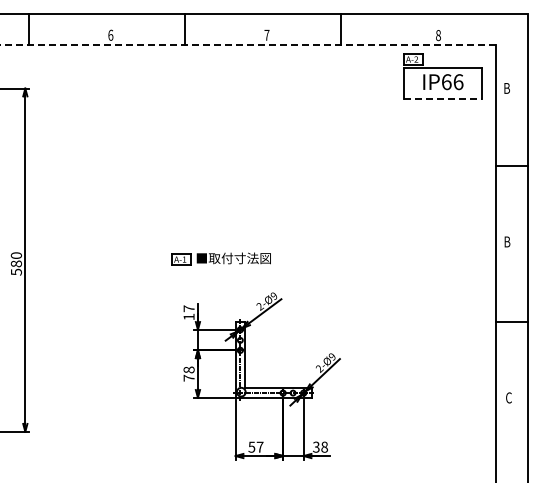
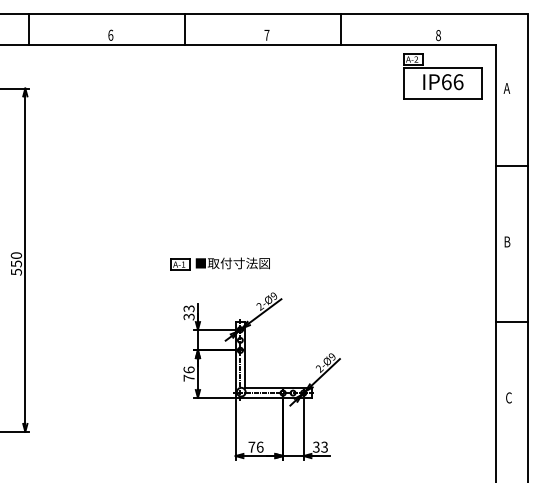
line: dashed -> solid (248, 45)
text: B -> A (506, 88)
line: dashed -> solid (442, 99)
part position: (220, 258) -> (219, 263) (219, 263)
text: 580 -> 550 (15, 263)
text: 17 -> 33 (188, 312)
text: 78 -> 76 (188, 369)
text: 57 -> 76 (255, 446)
text: 38 -> 33 (324, 446)
